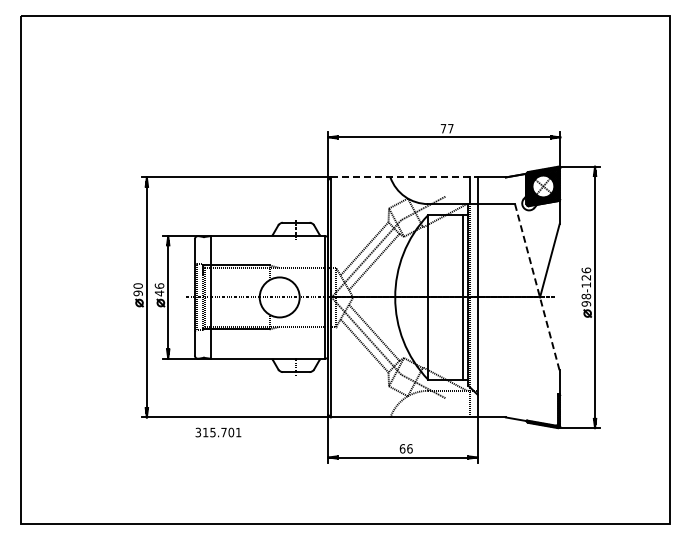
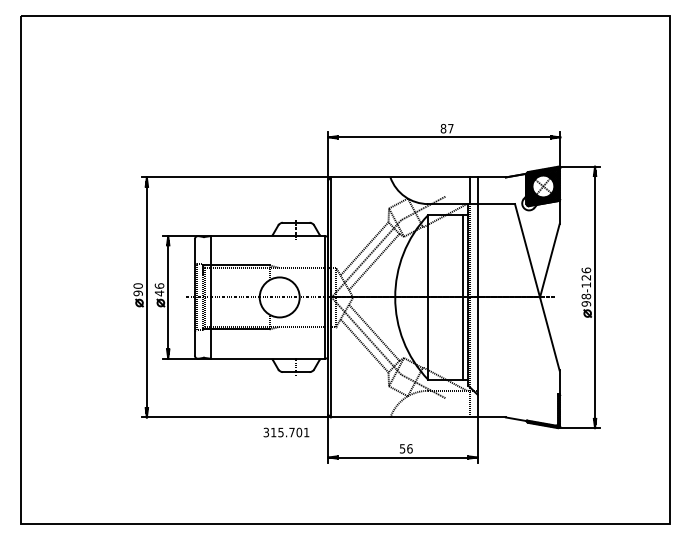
text: 77 -> 87 (443, 128)
line: dashed -> solid (404, 177)
line: dashed -> solid (537, 287)
text position: (218, 432) -> (286, 432) (286, 432)
text: 66 -> 56 (402, 448)
